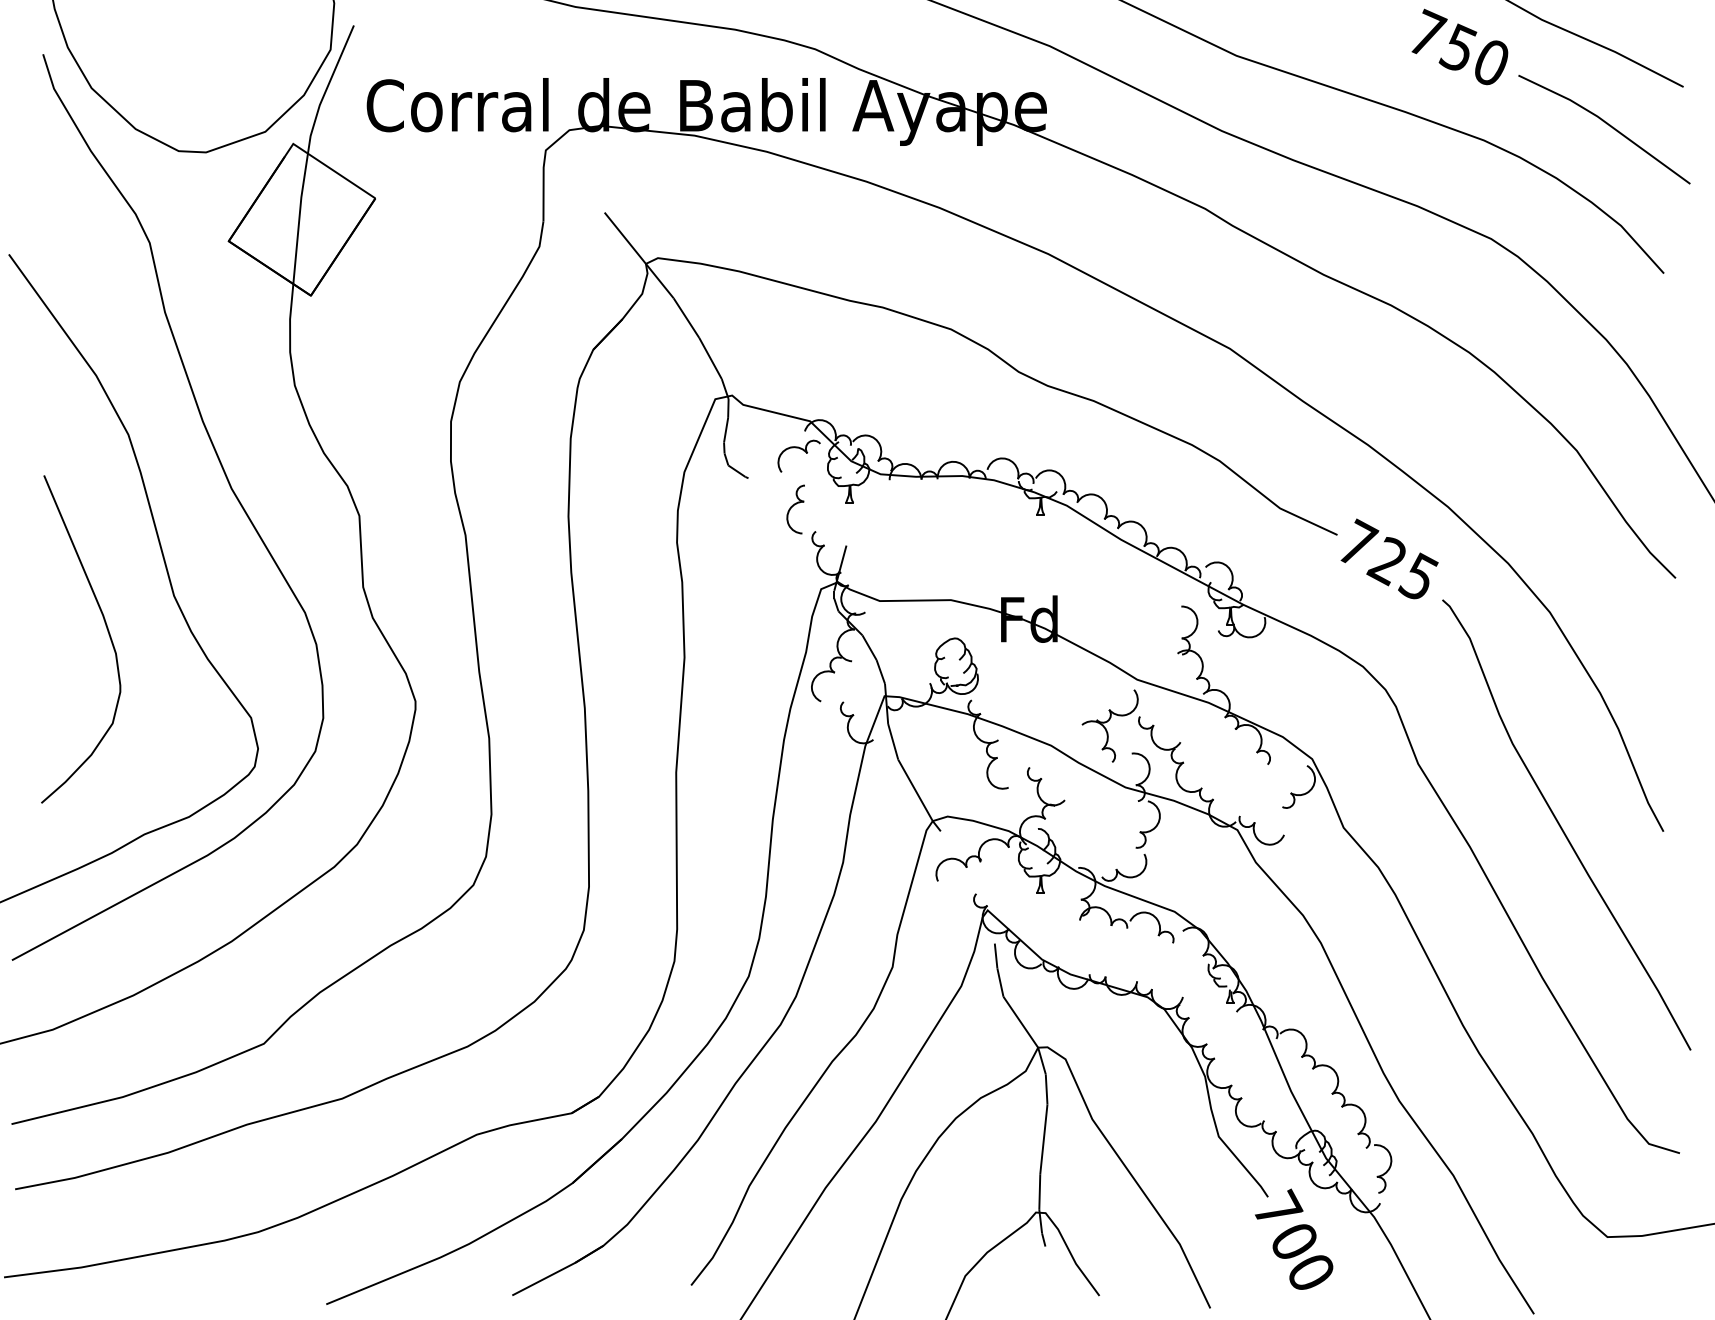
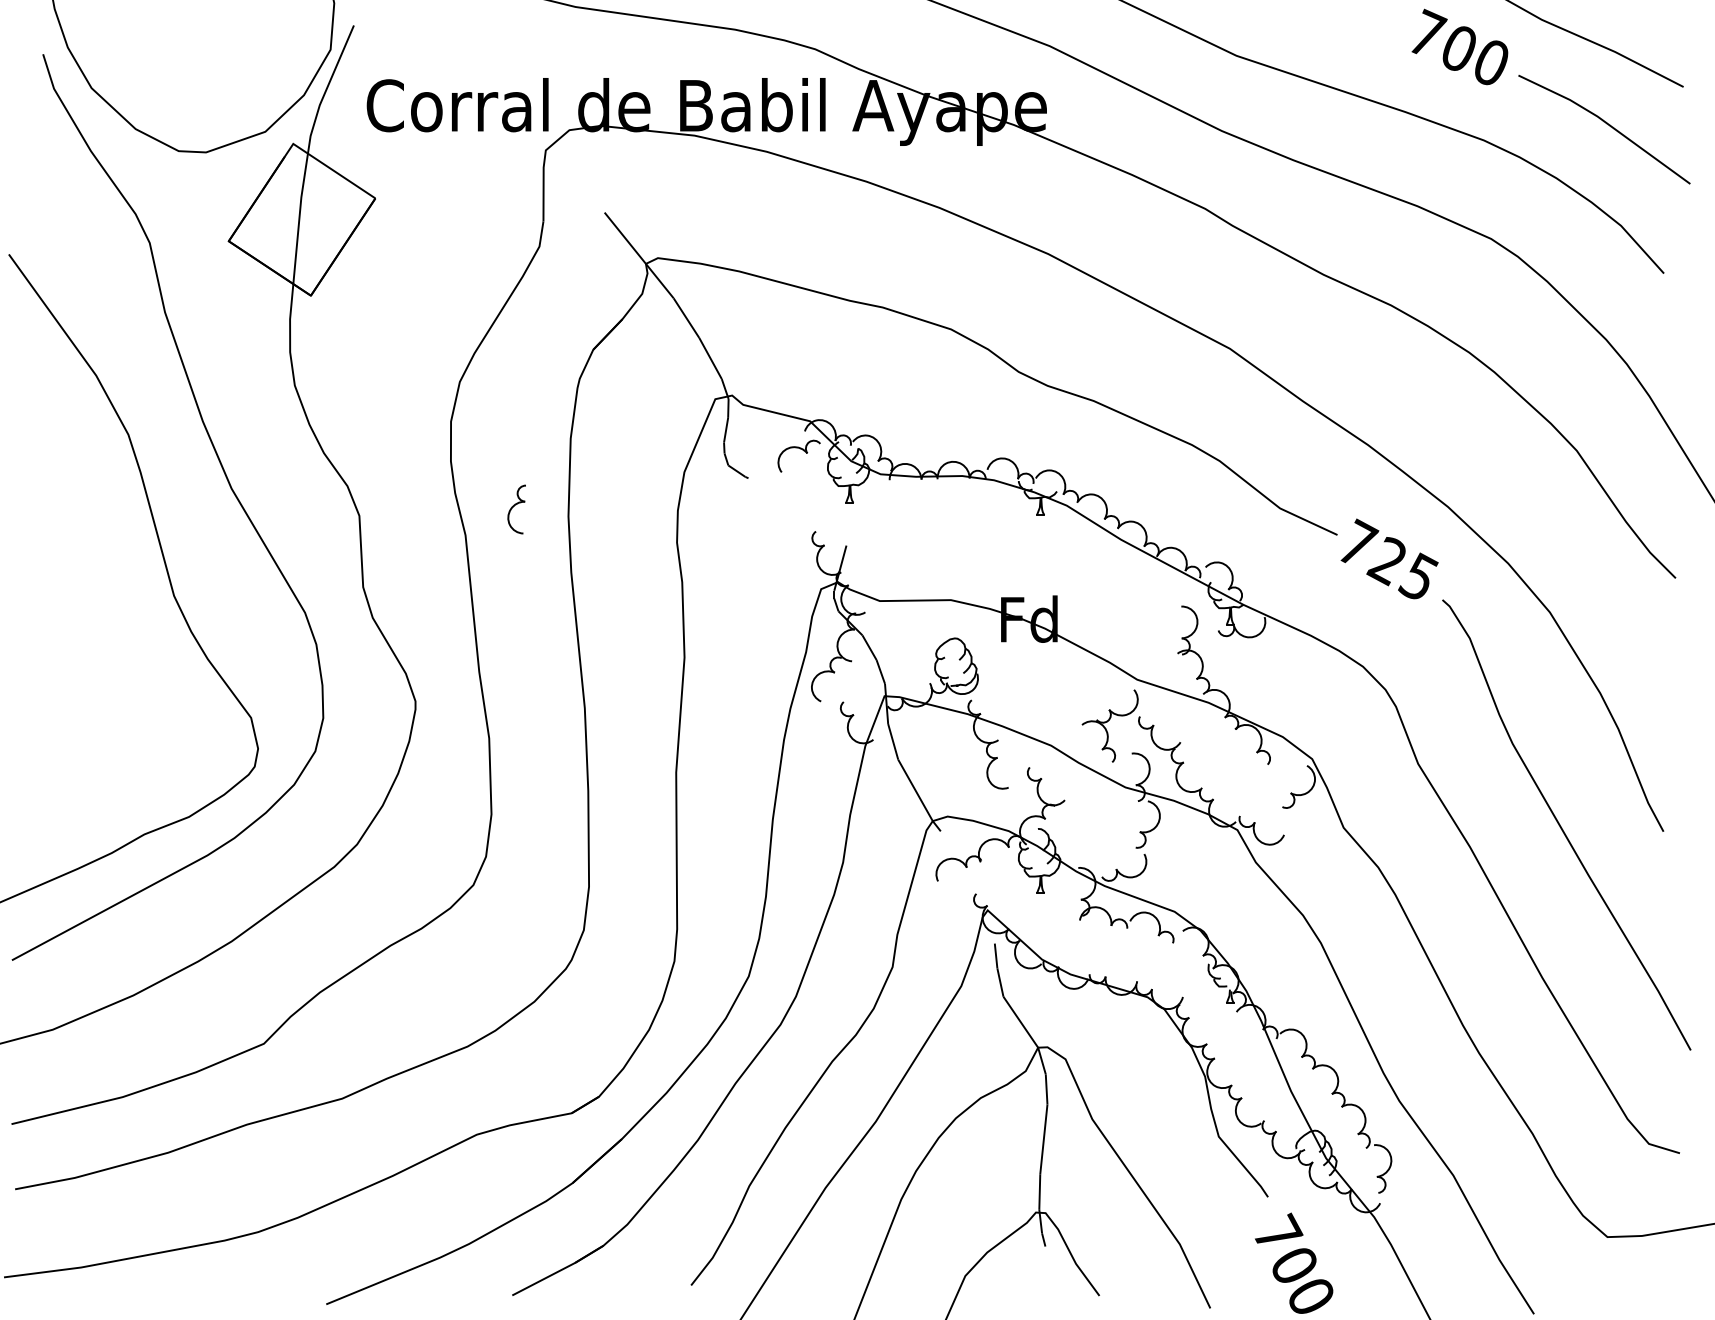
text: 750 -> 700 (1457, 46)
part position: (795, 509) -> (516, 509) (516, 509)
curve: present -> none (106, 629)
text position: (1294, 1238) -> (1294, 1262) (1294, 1262)
